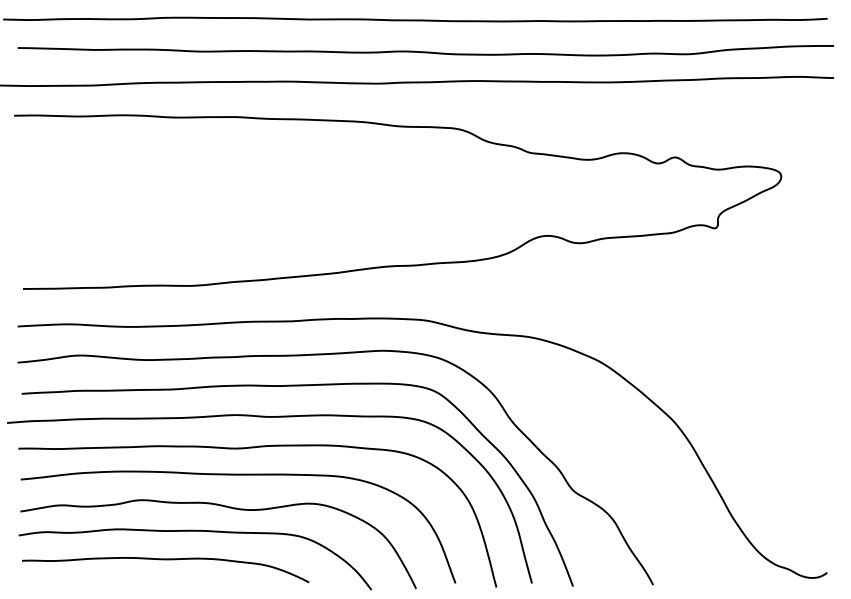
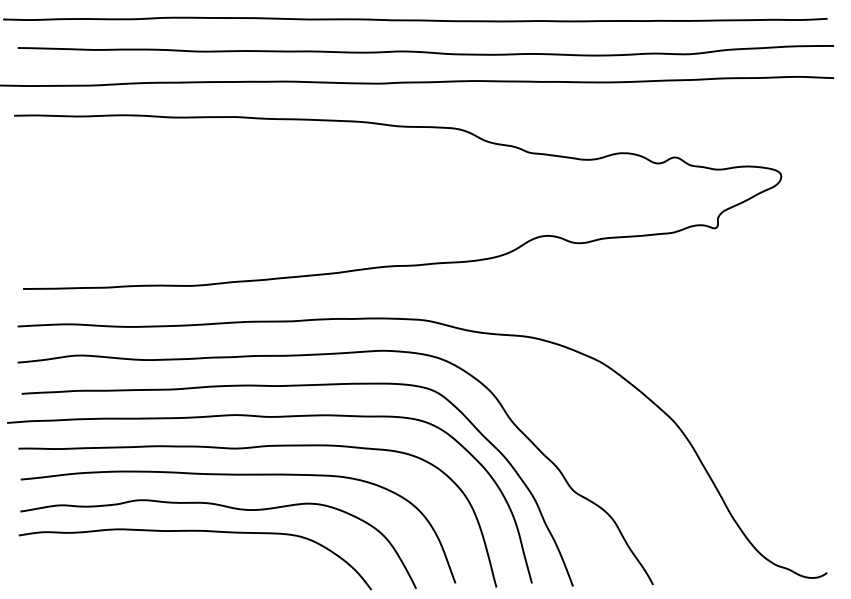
curve: present -> none (165, 560)
